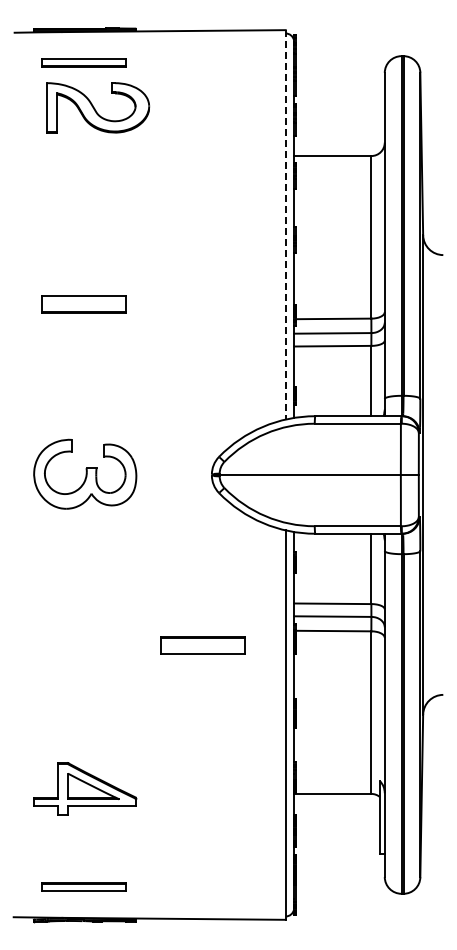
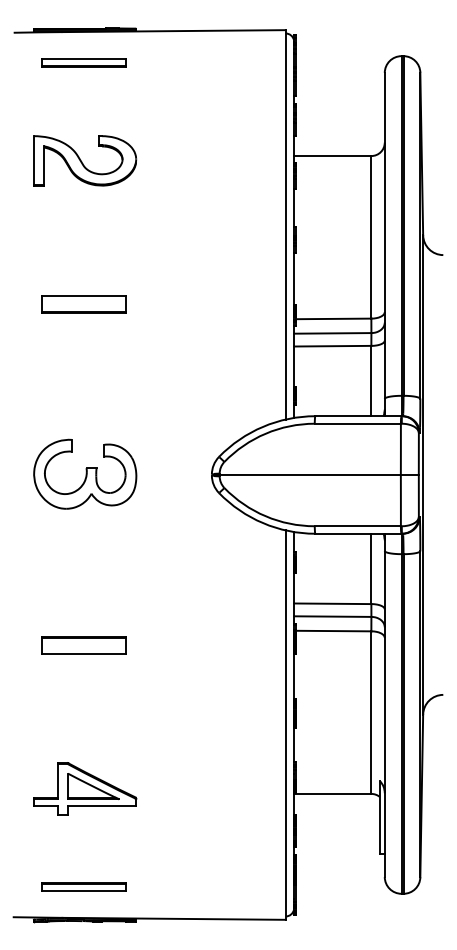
part position: (98, 107) -> (85, 160) (85, 160)
line: dashed -> solid (285, 224)
part position: (202, 645) -> (83, 645) (83, 645)
